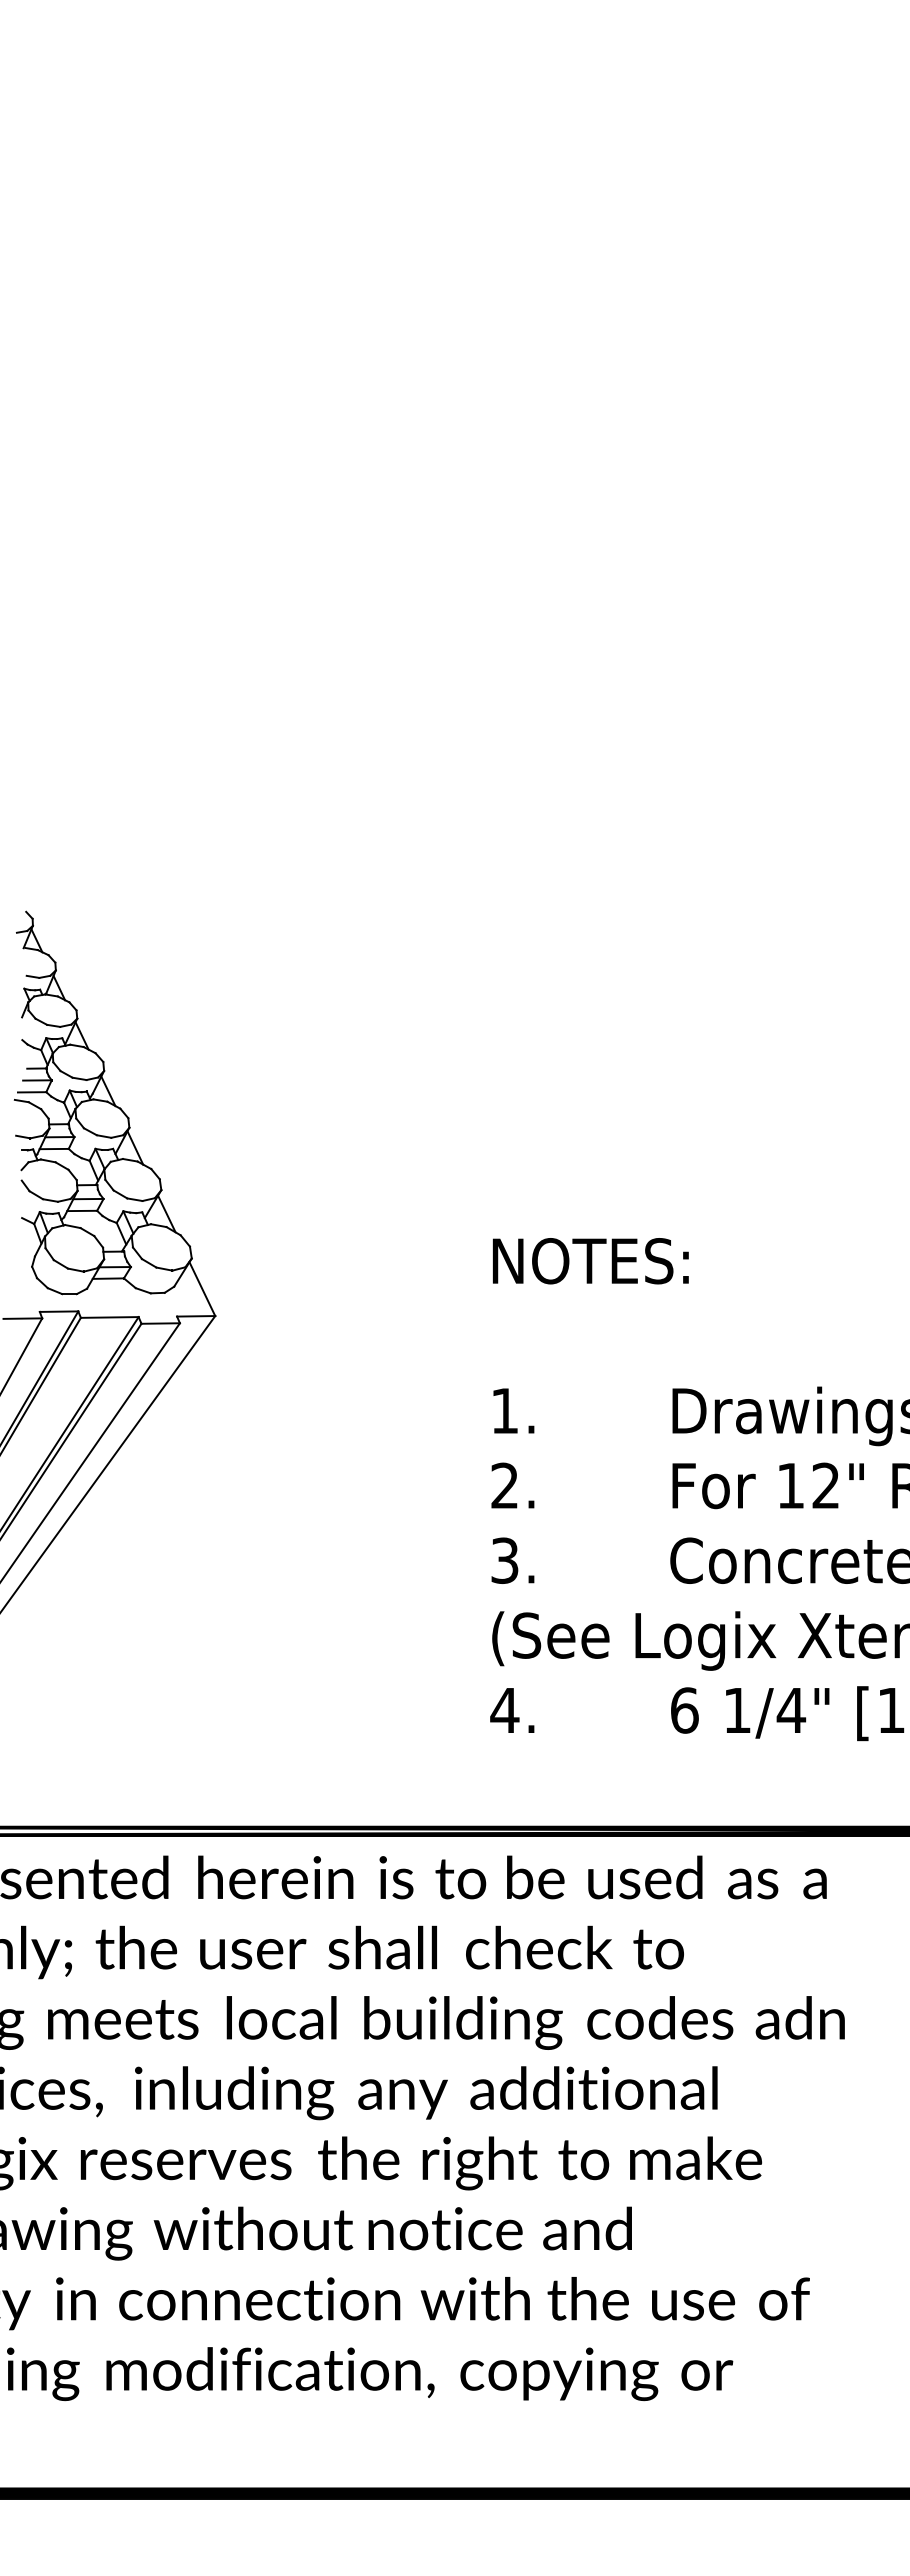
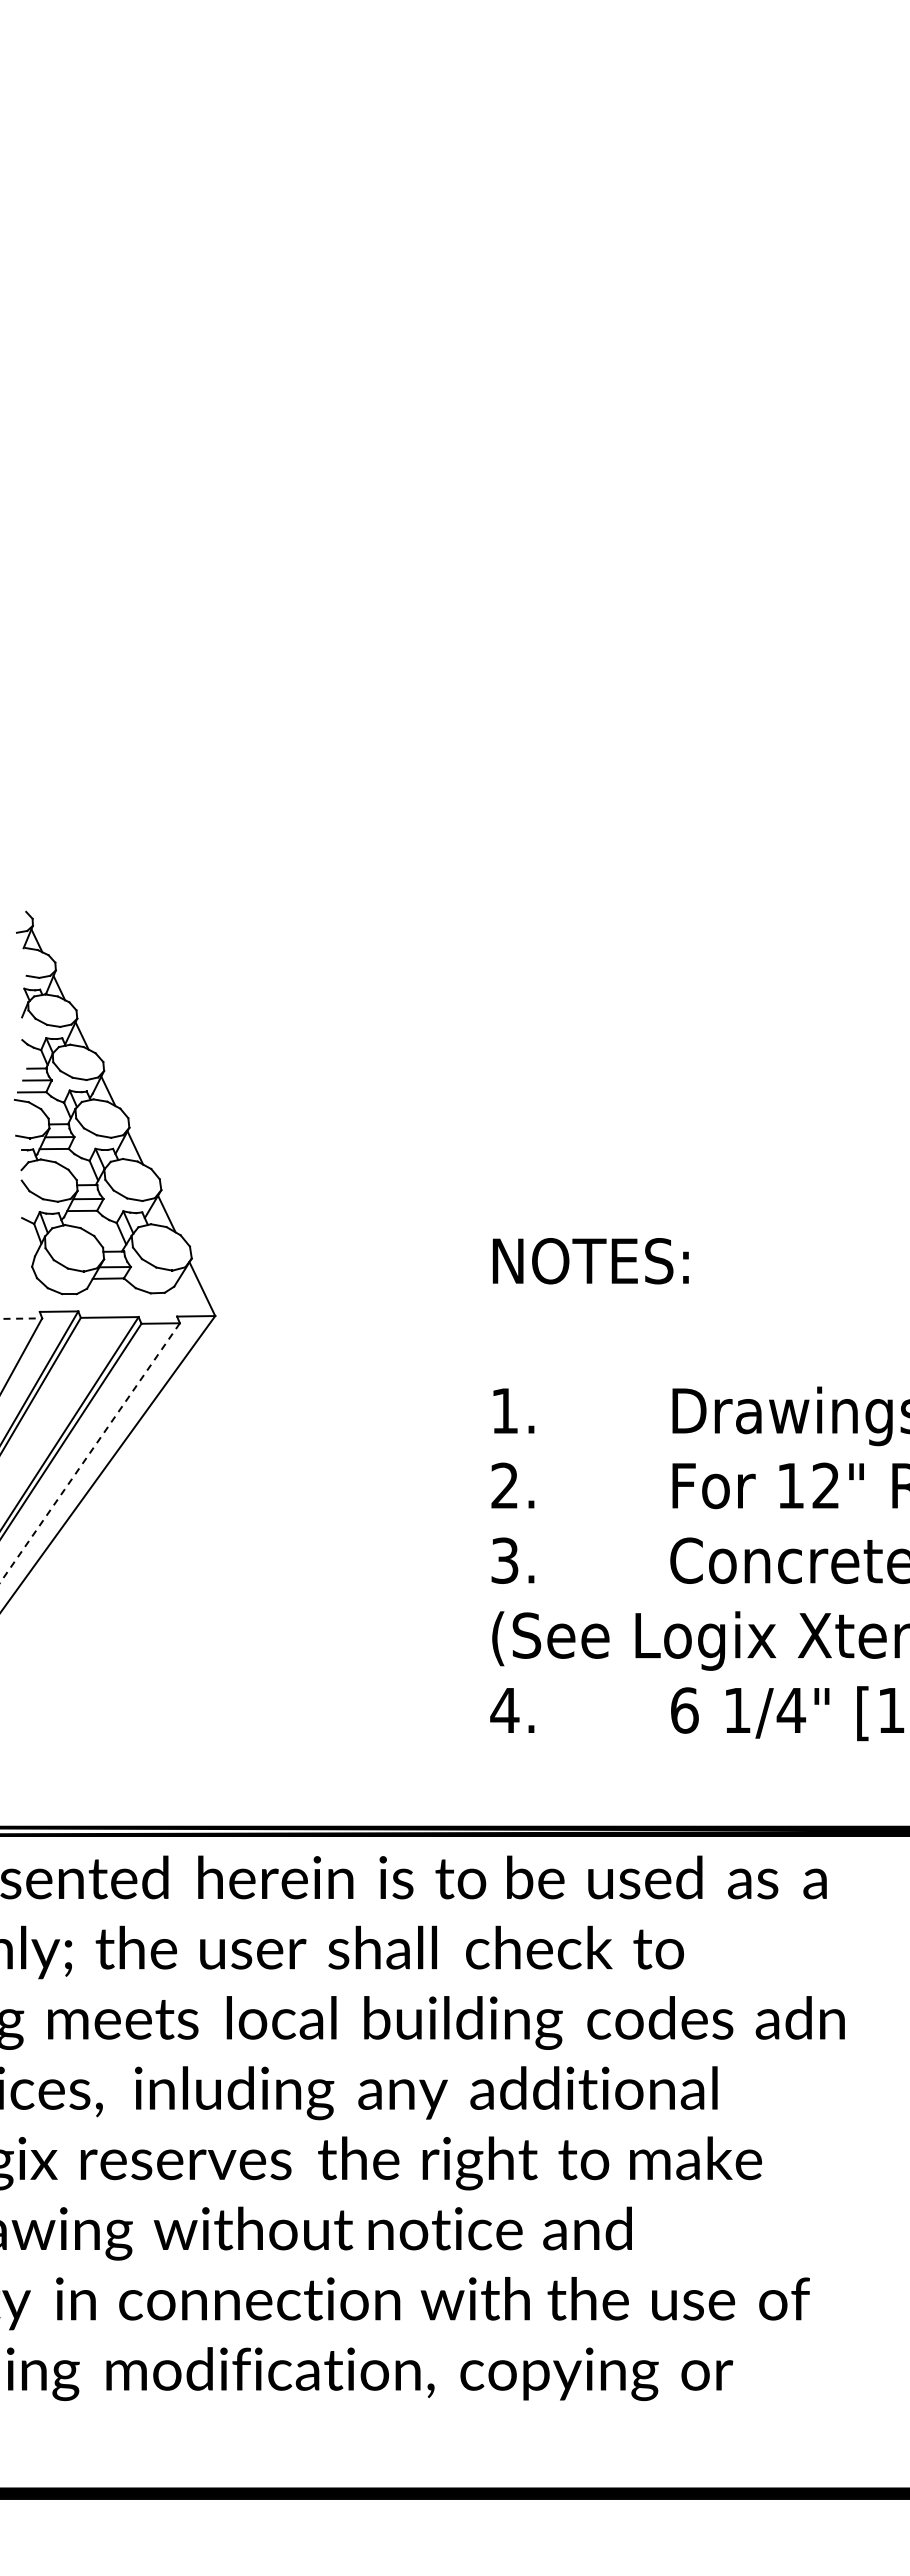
line: solid -> dashed (23, 1318)
line: solid -> dashed (90, 1453)
